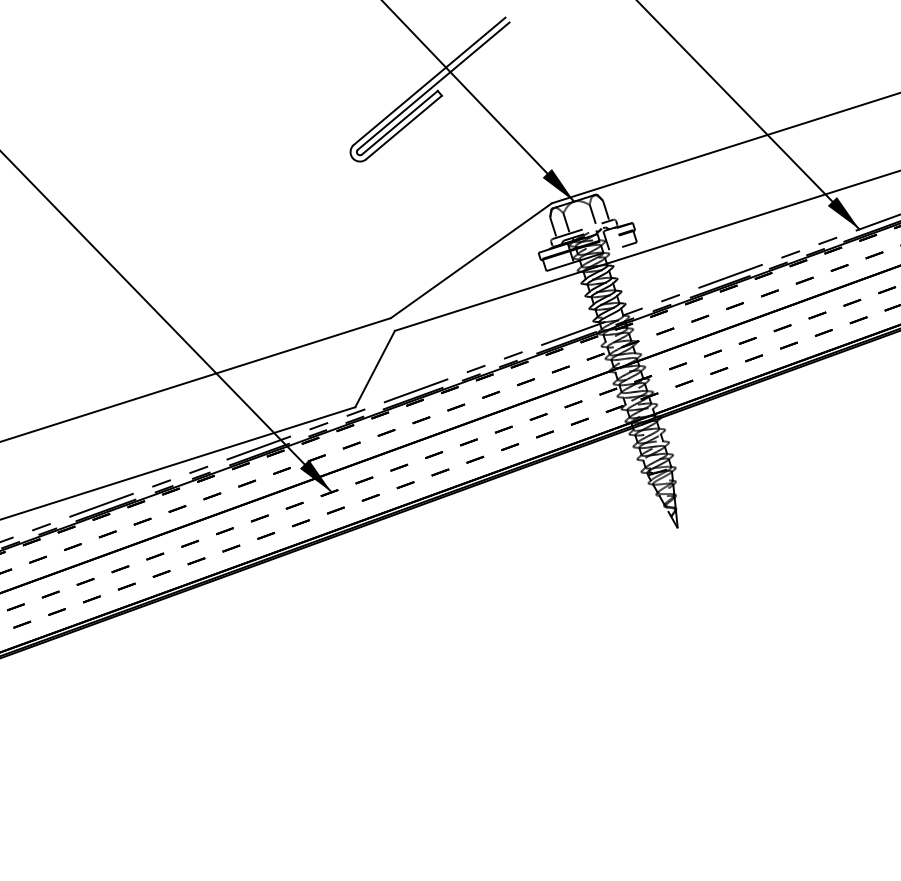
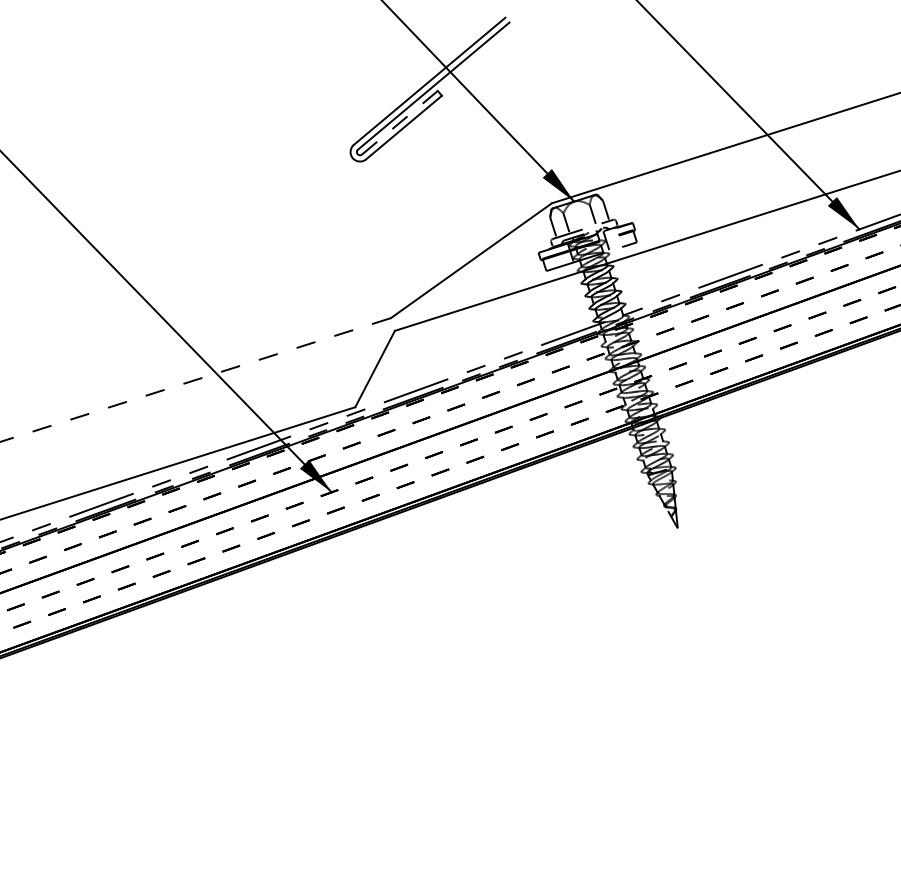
line: solid -> dashed (400, 122)
line: solid -> dashed (195, 380)
